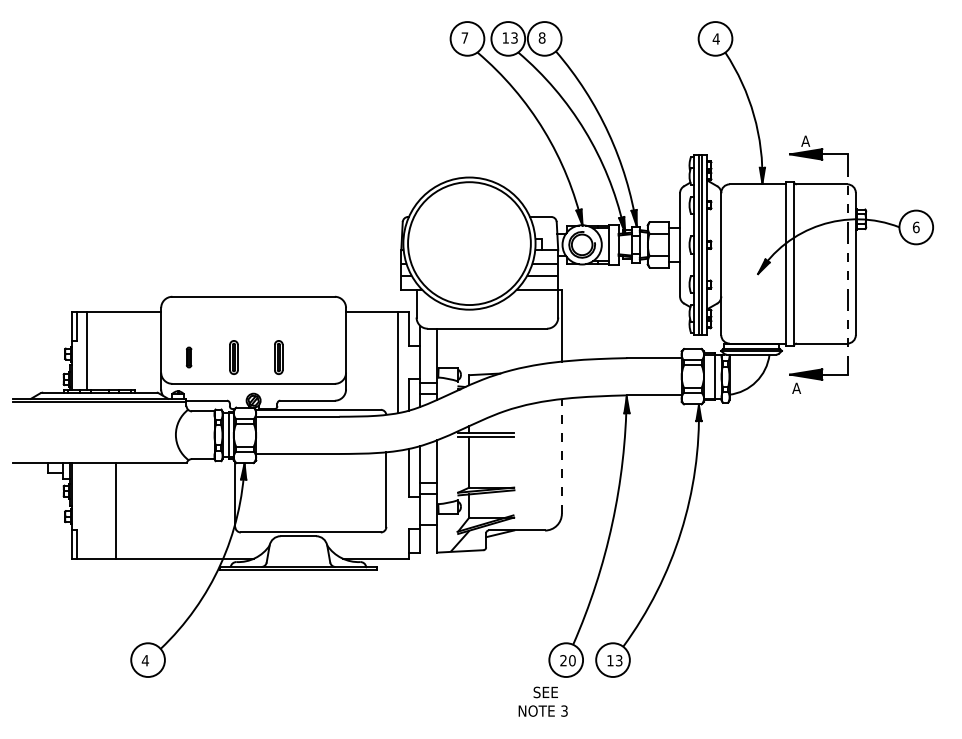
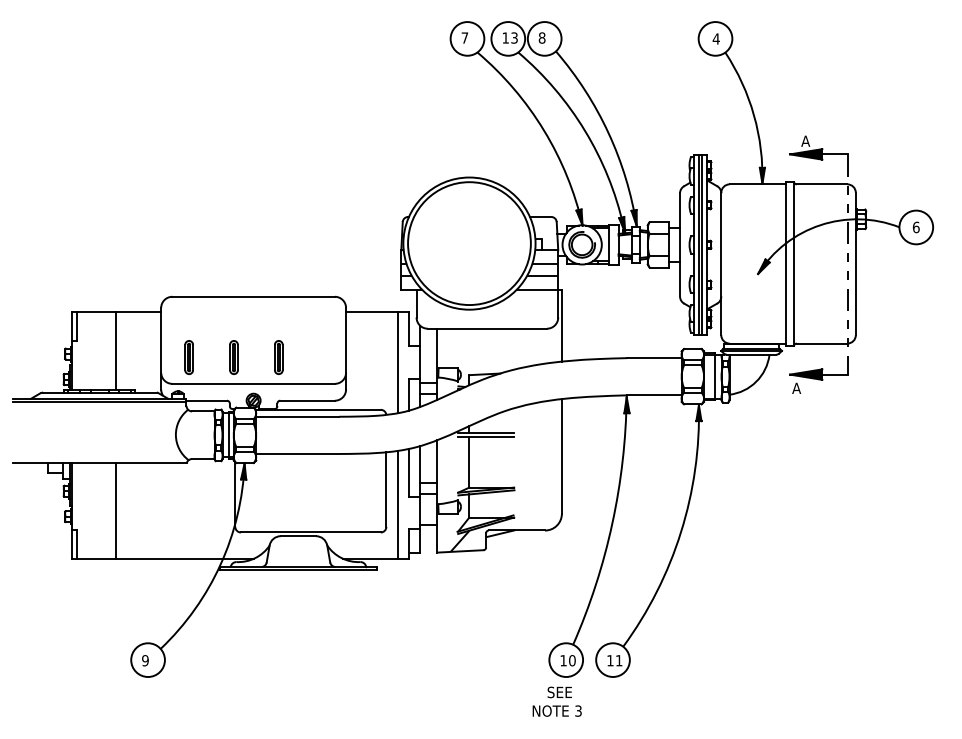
line position: (87, 351) -> (116, 351) (116, 351)
part size: 8x23 px -> 10x35 px (188, 357)
line: dashed -> solid (561, 455)
line: none -> present (397, 504)
text: 4 -> 9 (144, 660)
text: 20 -> 10 (563, 660)
text: 13 -> 11 (618, 660)
text position: (542, 701) -> (556, 701) (556, 701)
